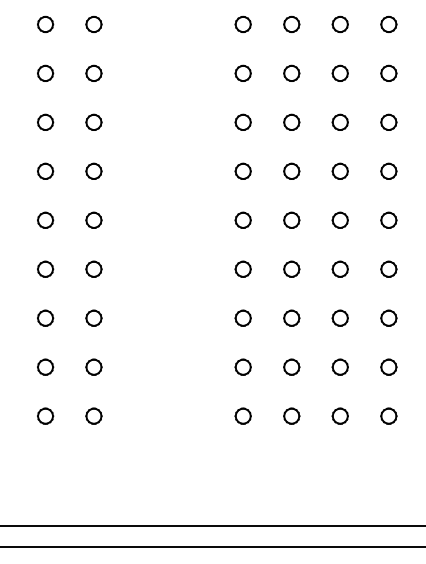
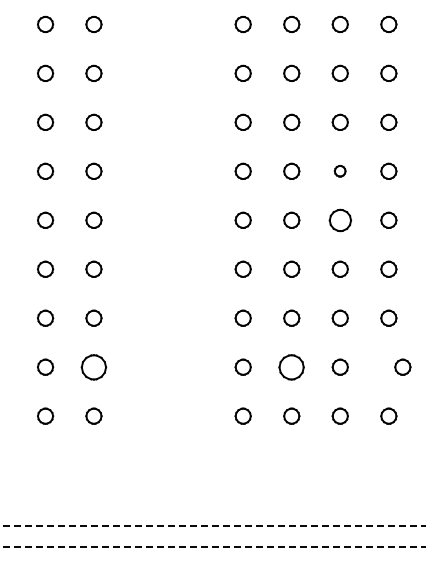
part size: 18x18 px -> 14x13 px (339, 171)
part size: 18x18 px -> 24x25 px (339, 220)
part size: 18x18 px -> 28x27 px (93, 367)
part size: 18x18 px -> 27x27 px (291, 367)
part position: (388, 366) -> (402, 366) (402, 366)
line: solid -> dashed (212, 525)
line: solid -> dashed (212, 547)
